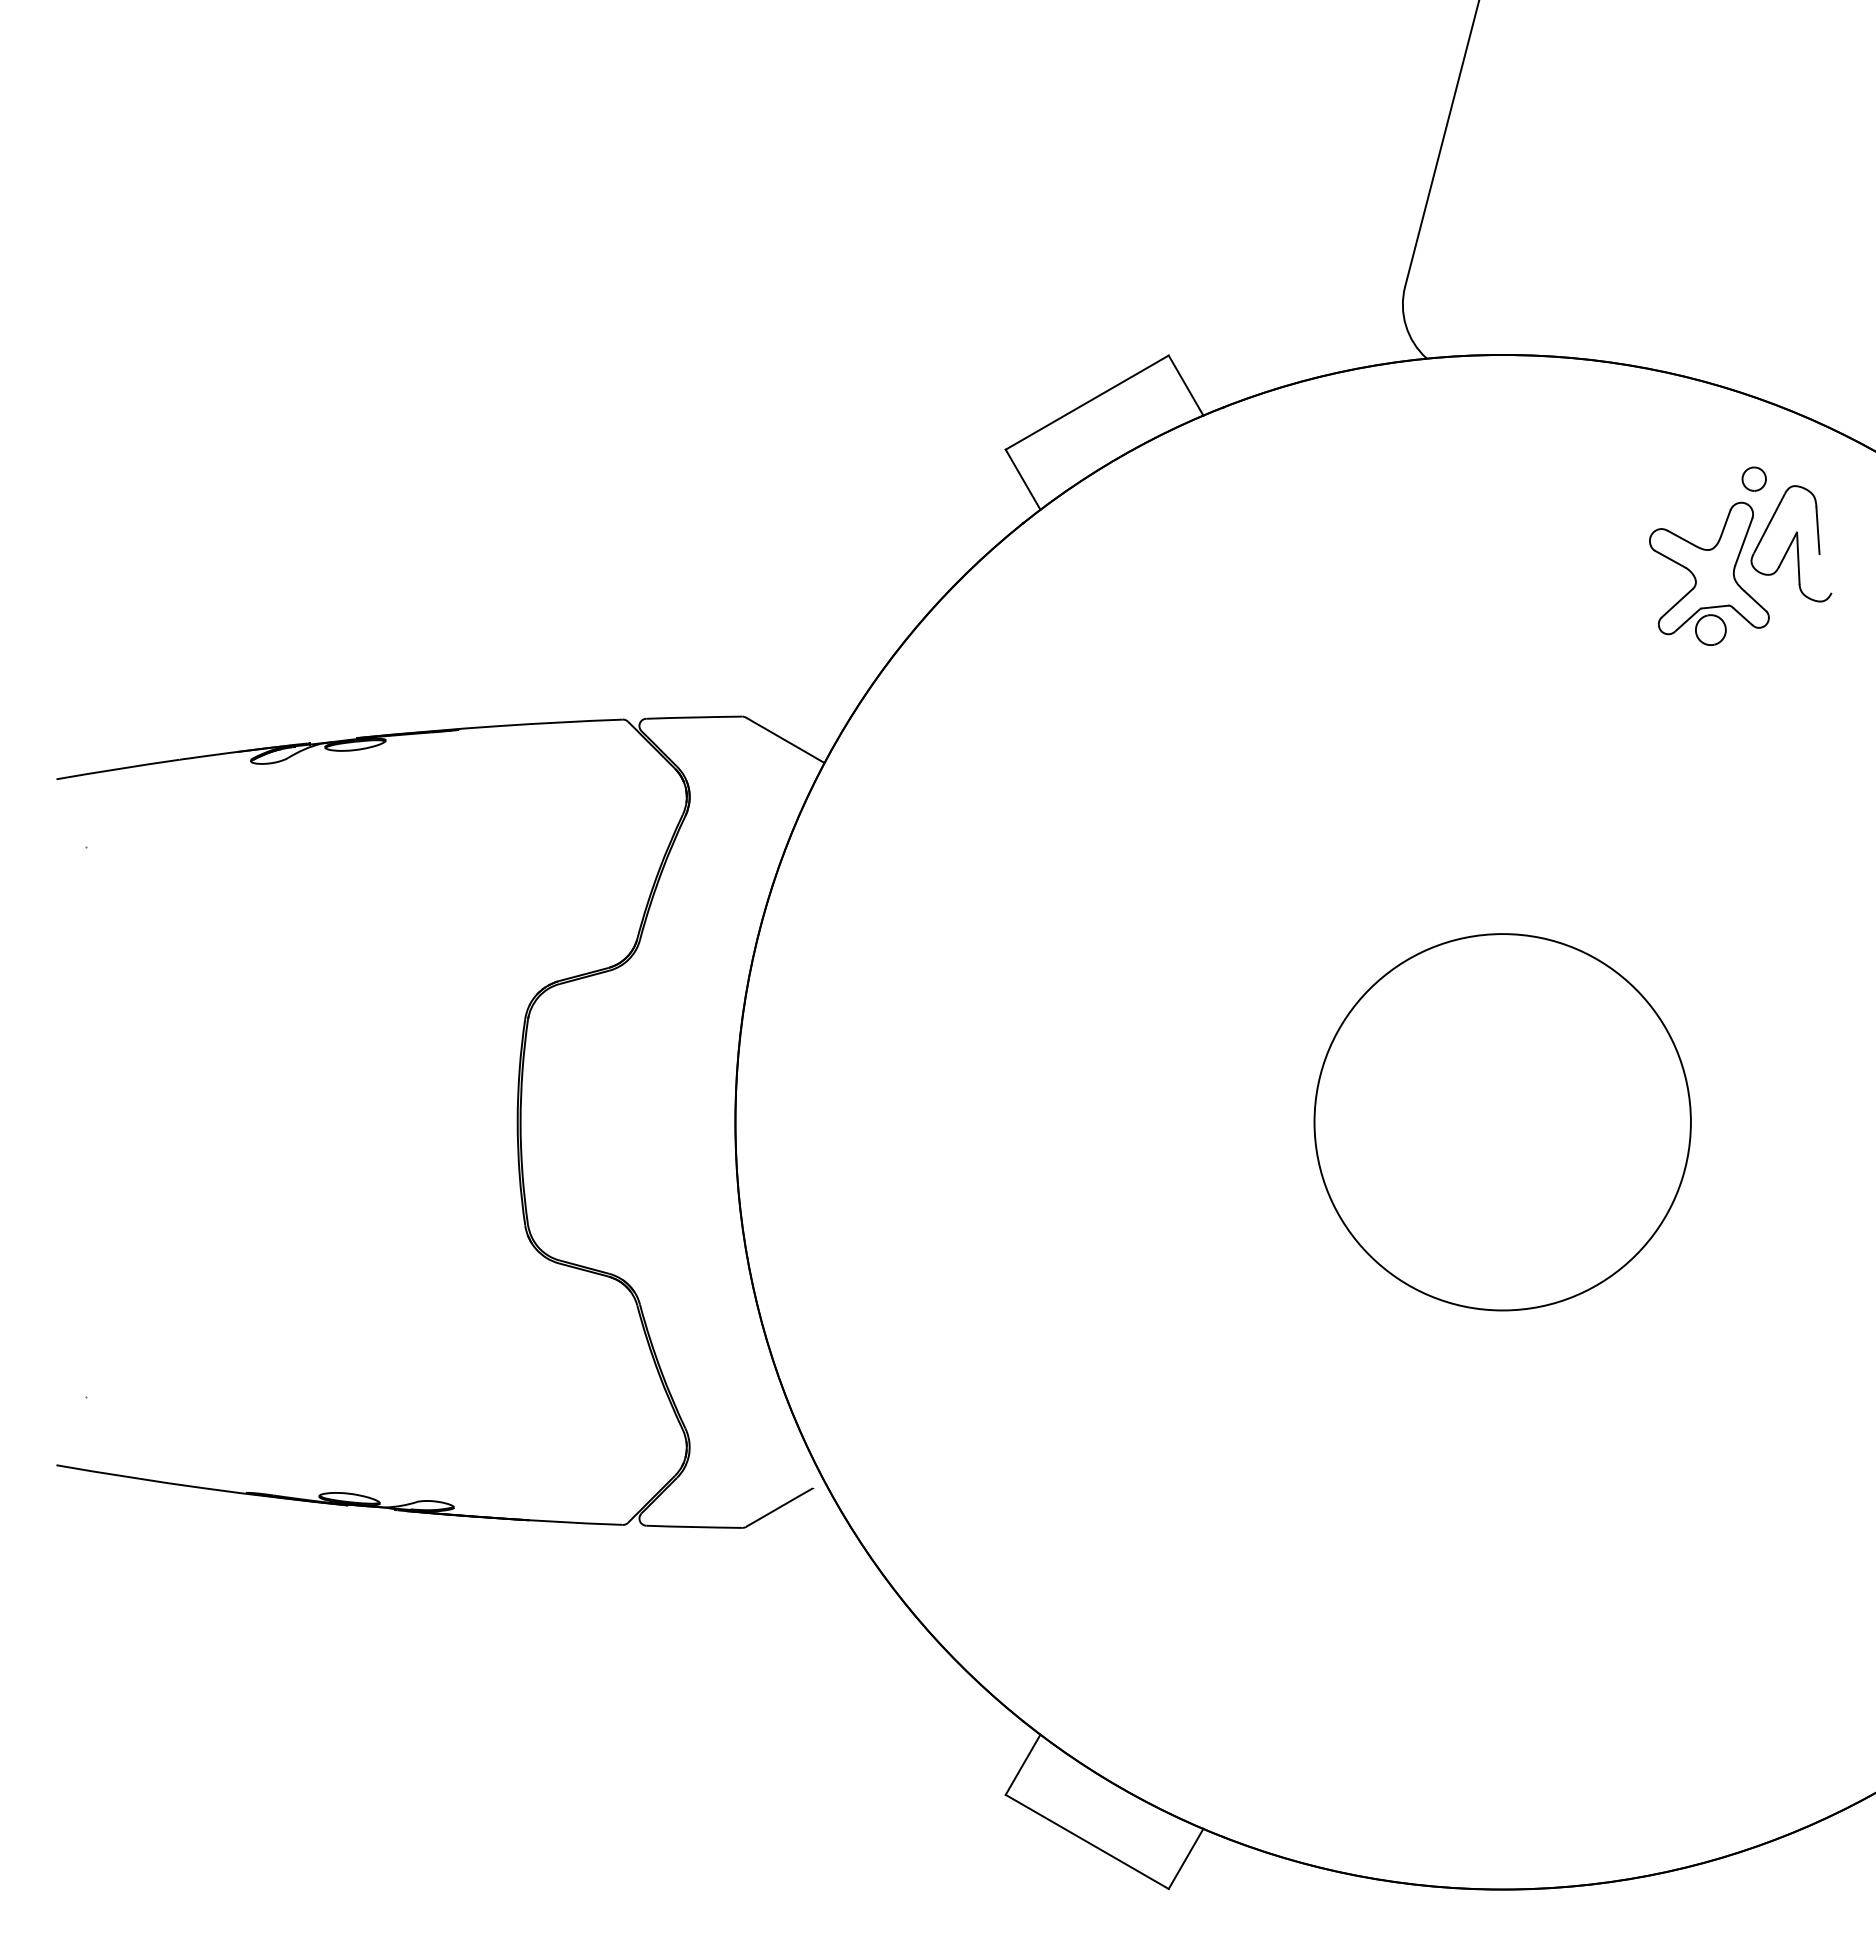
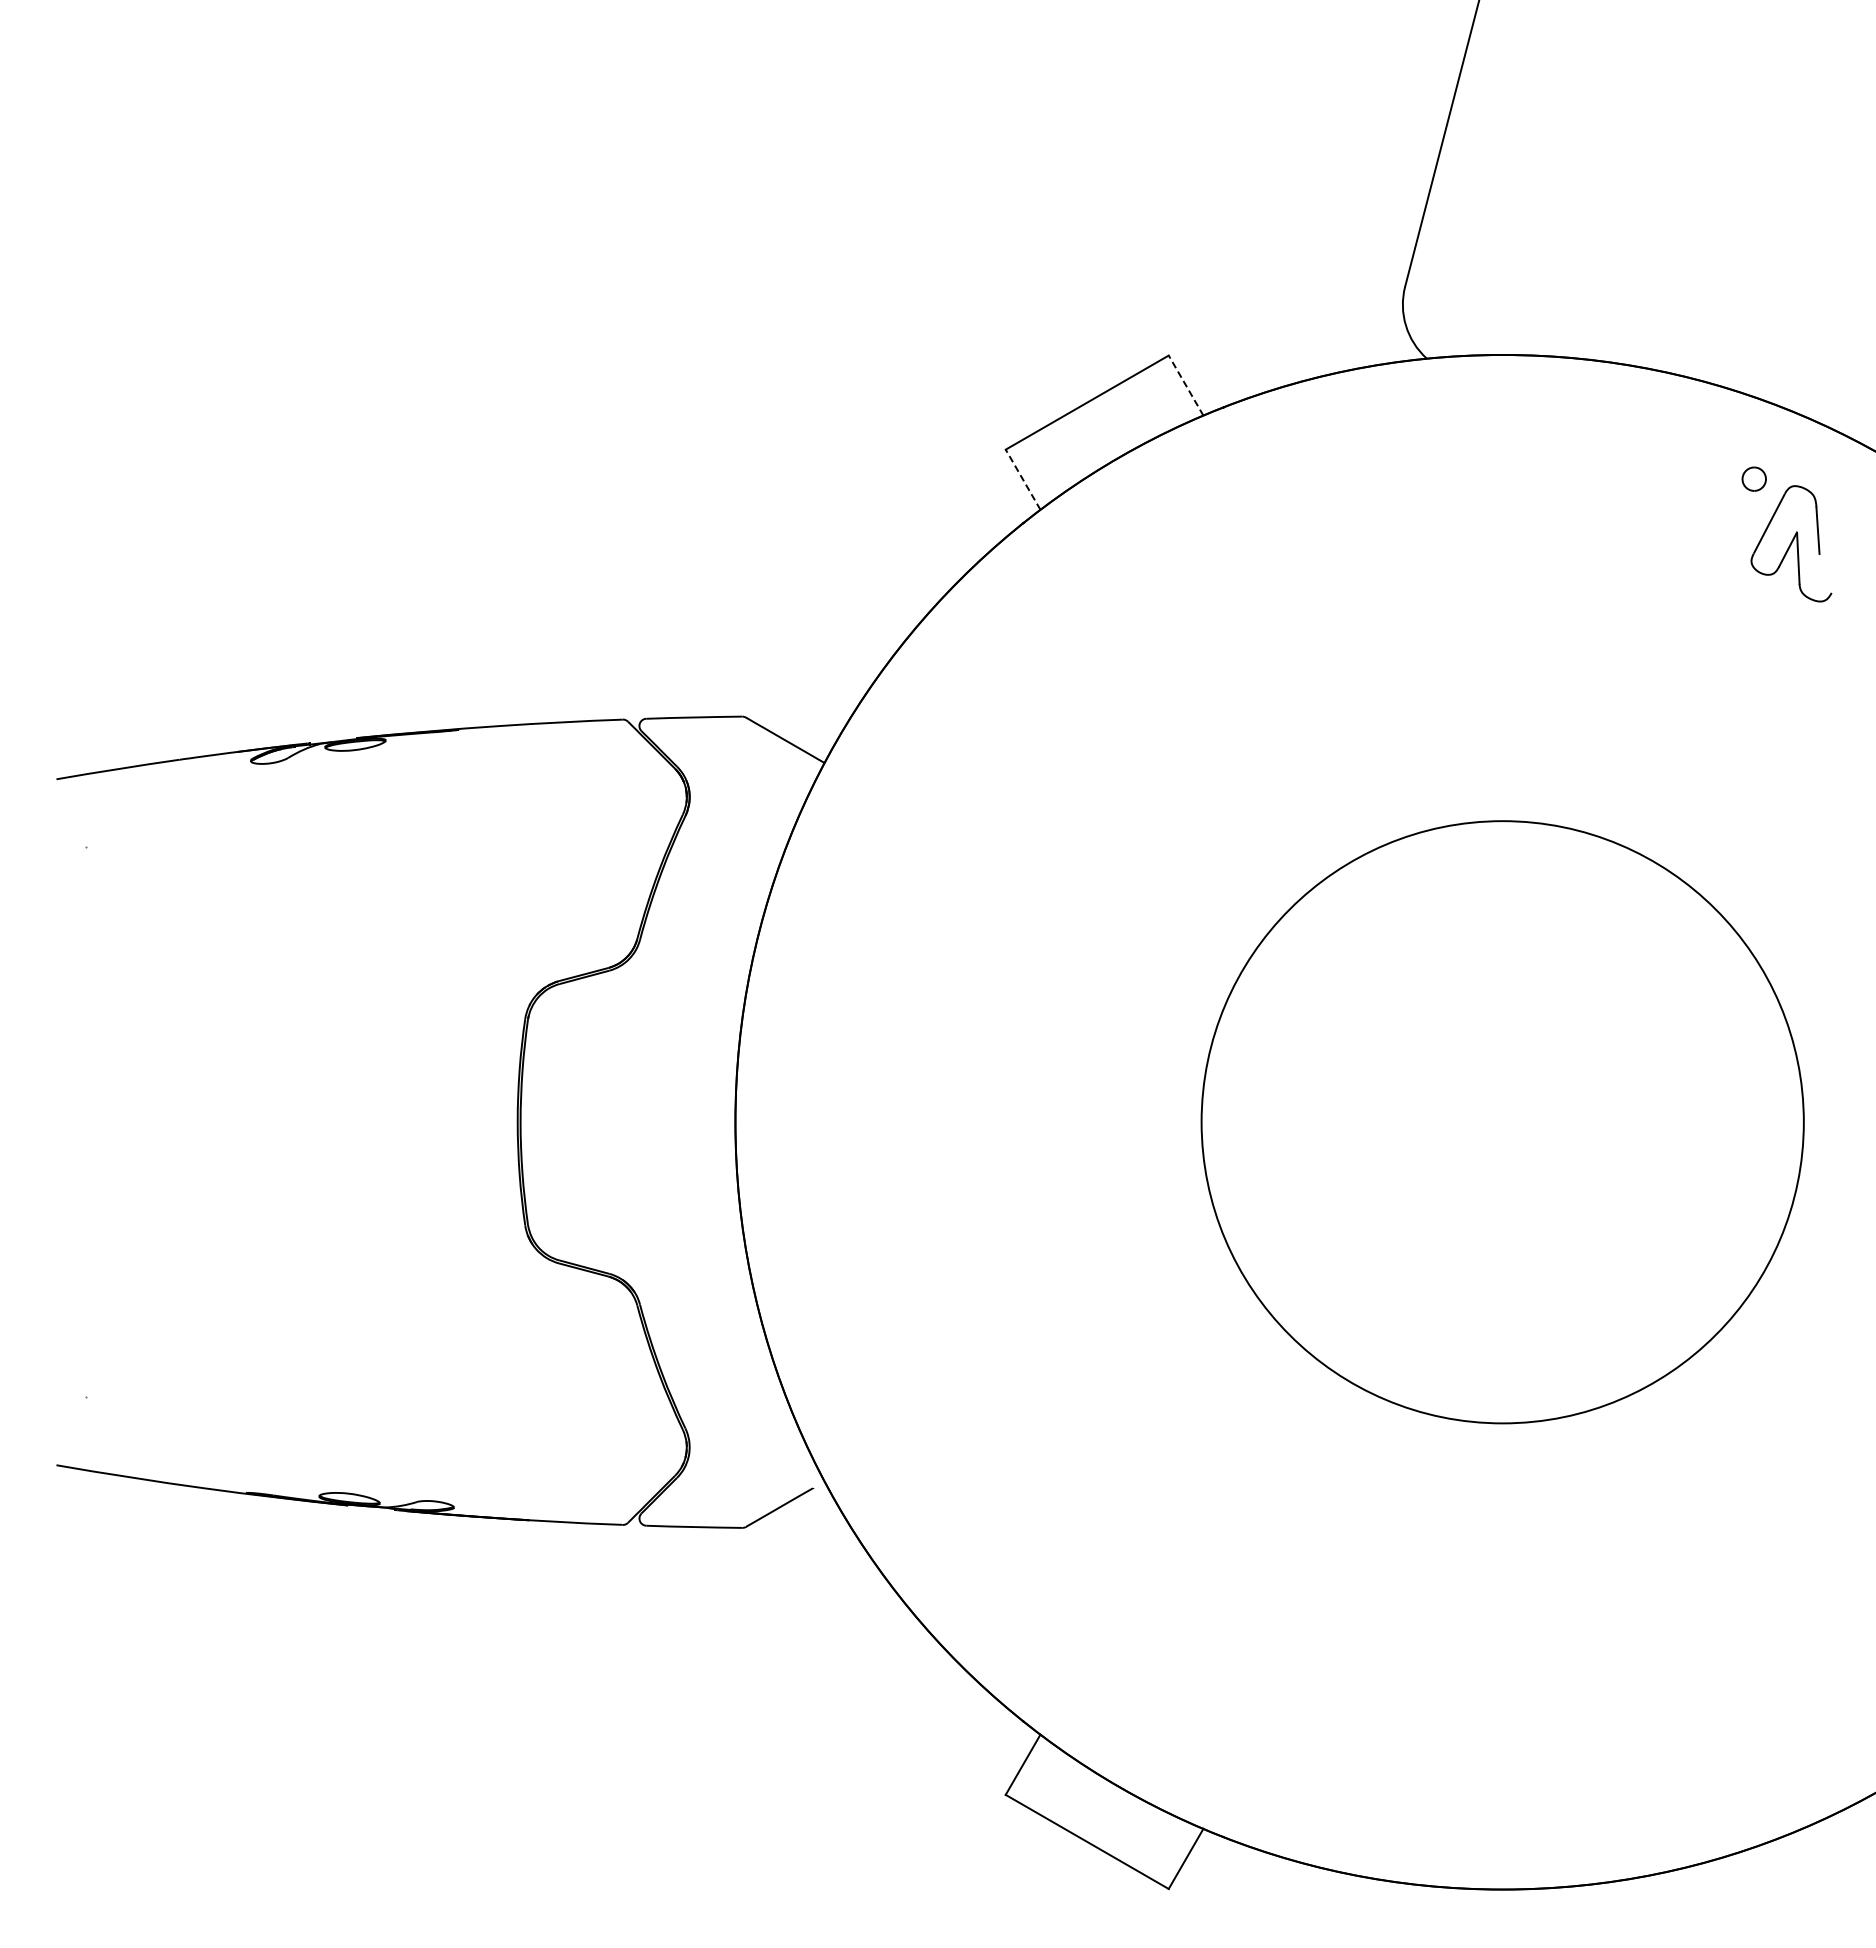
line: solid -> dashed (1186, 385)
line: solid -> dashed (1023, 479)
part: present -> none (1709, 573)
circle diameter: 376 px -> 602 px (1502, 1122)
